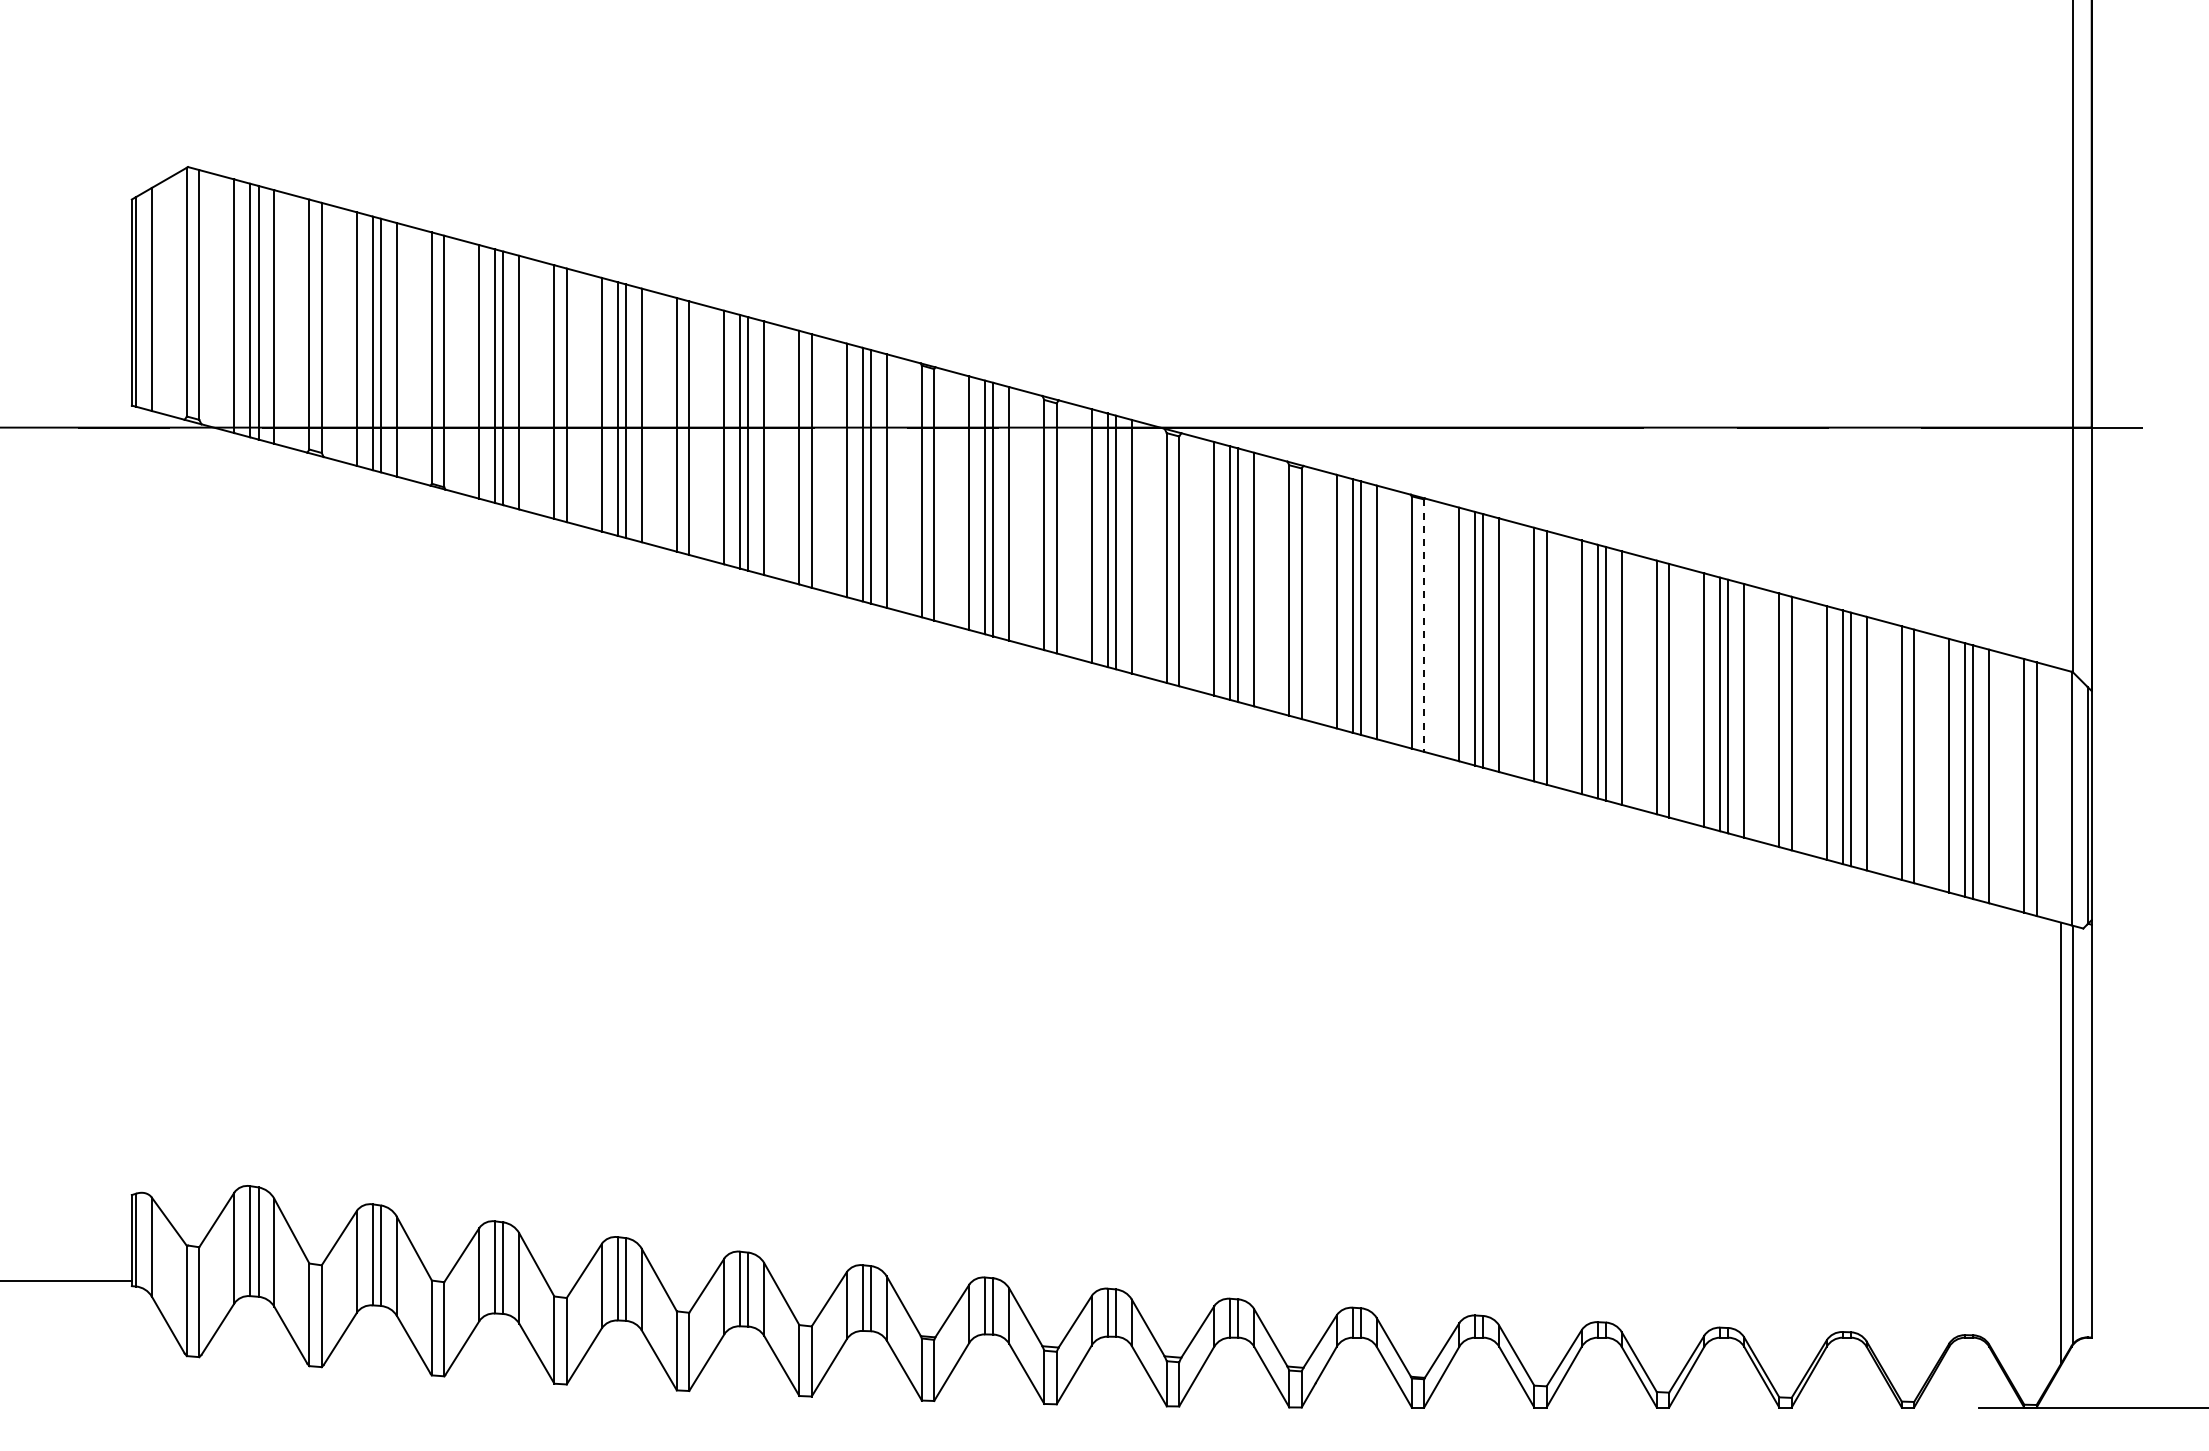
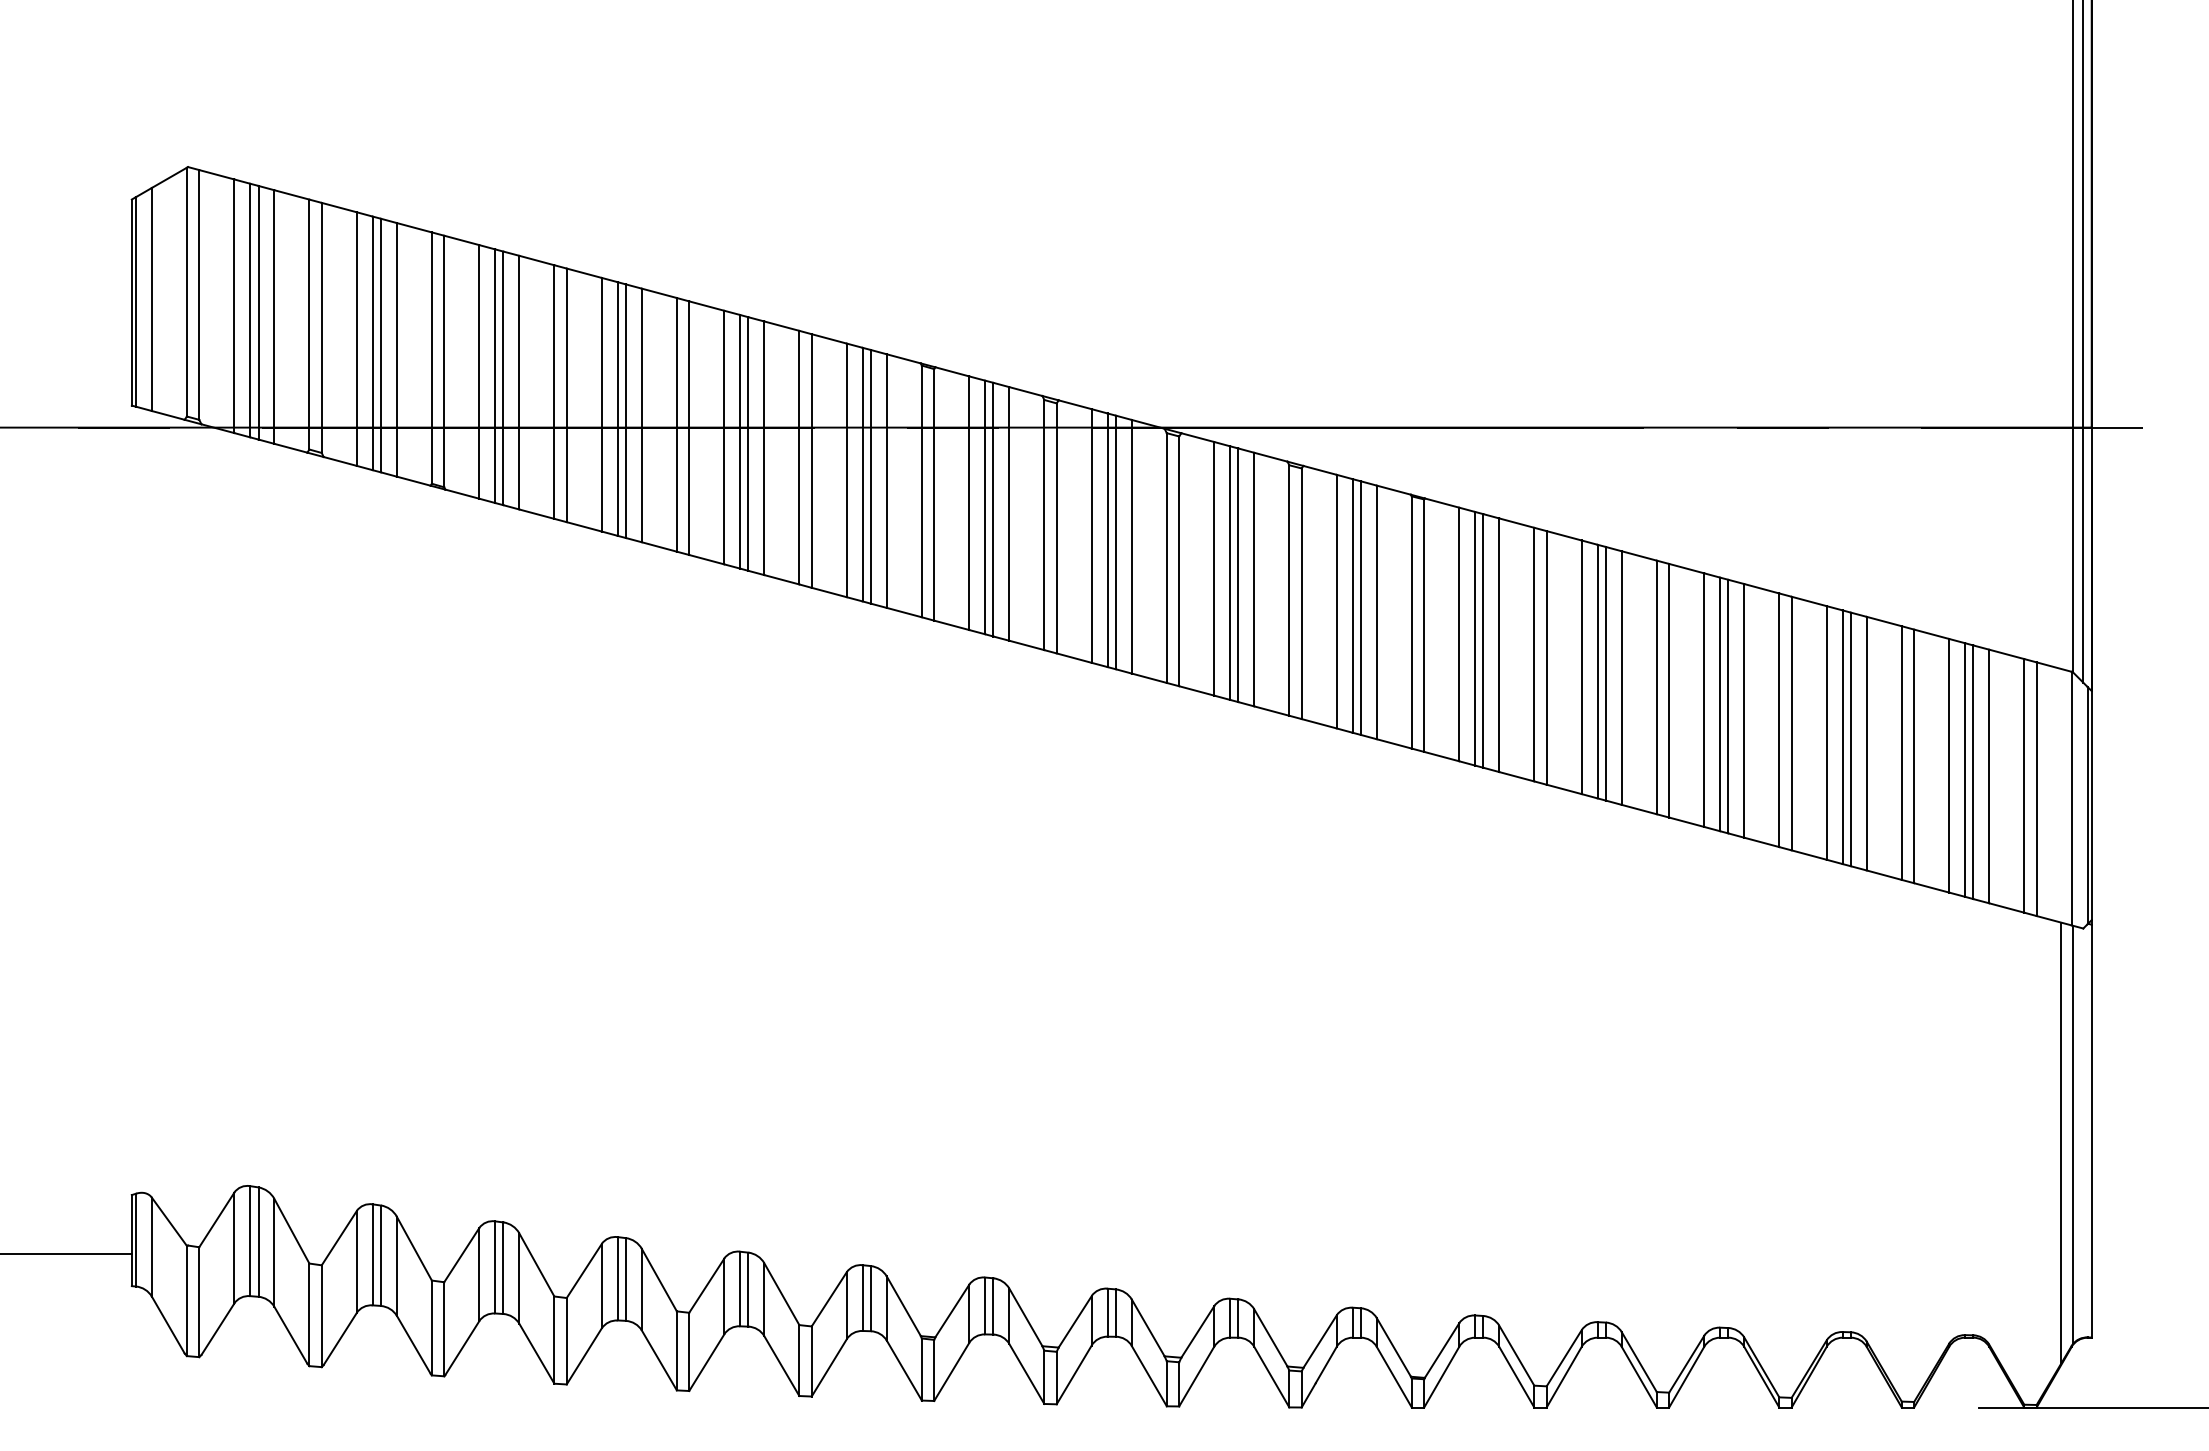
line: none -> present (2083, 342)
line: dashed -> solid (1424, 626)
line position: (66, 1281) -> (66, 1254) (66, 1254)
